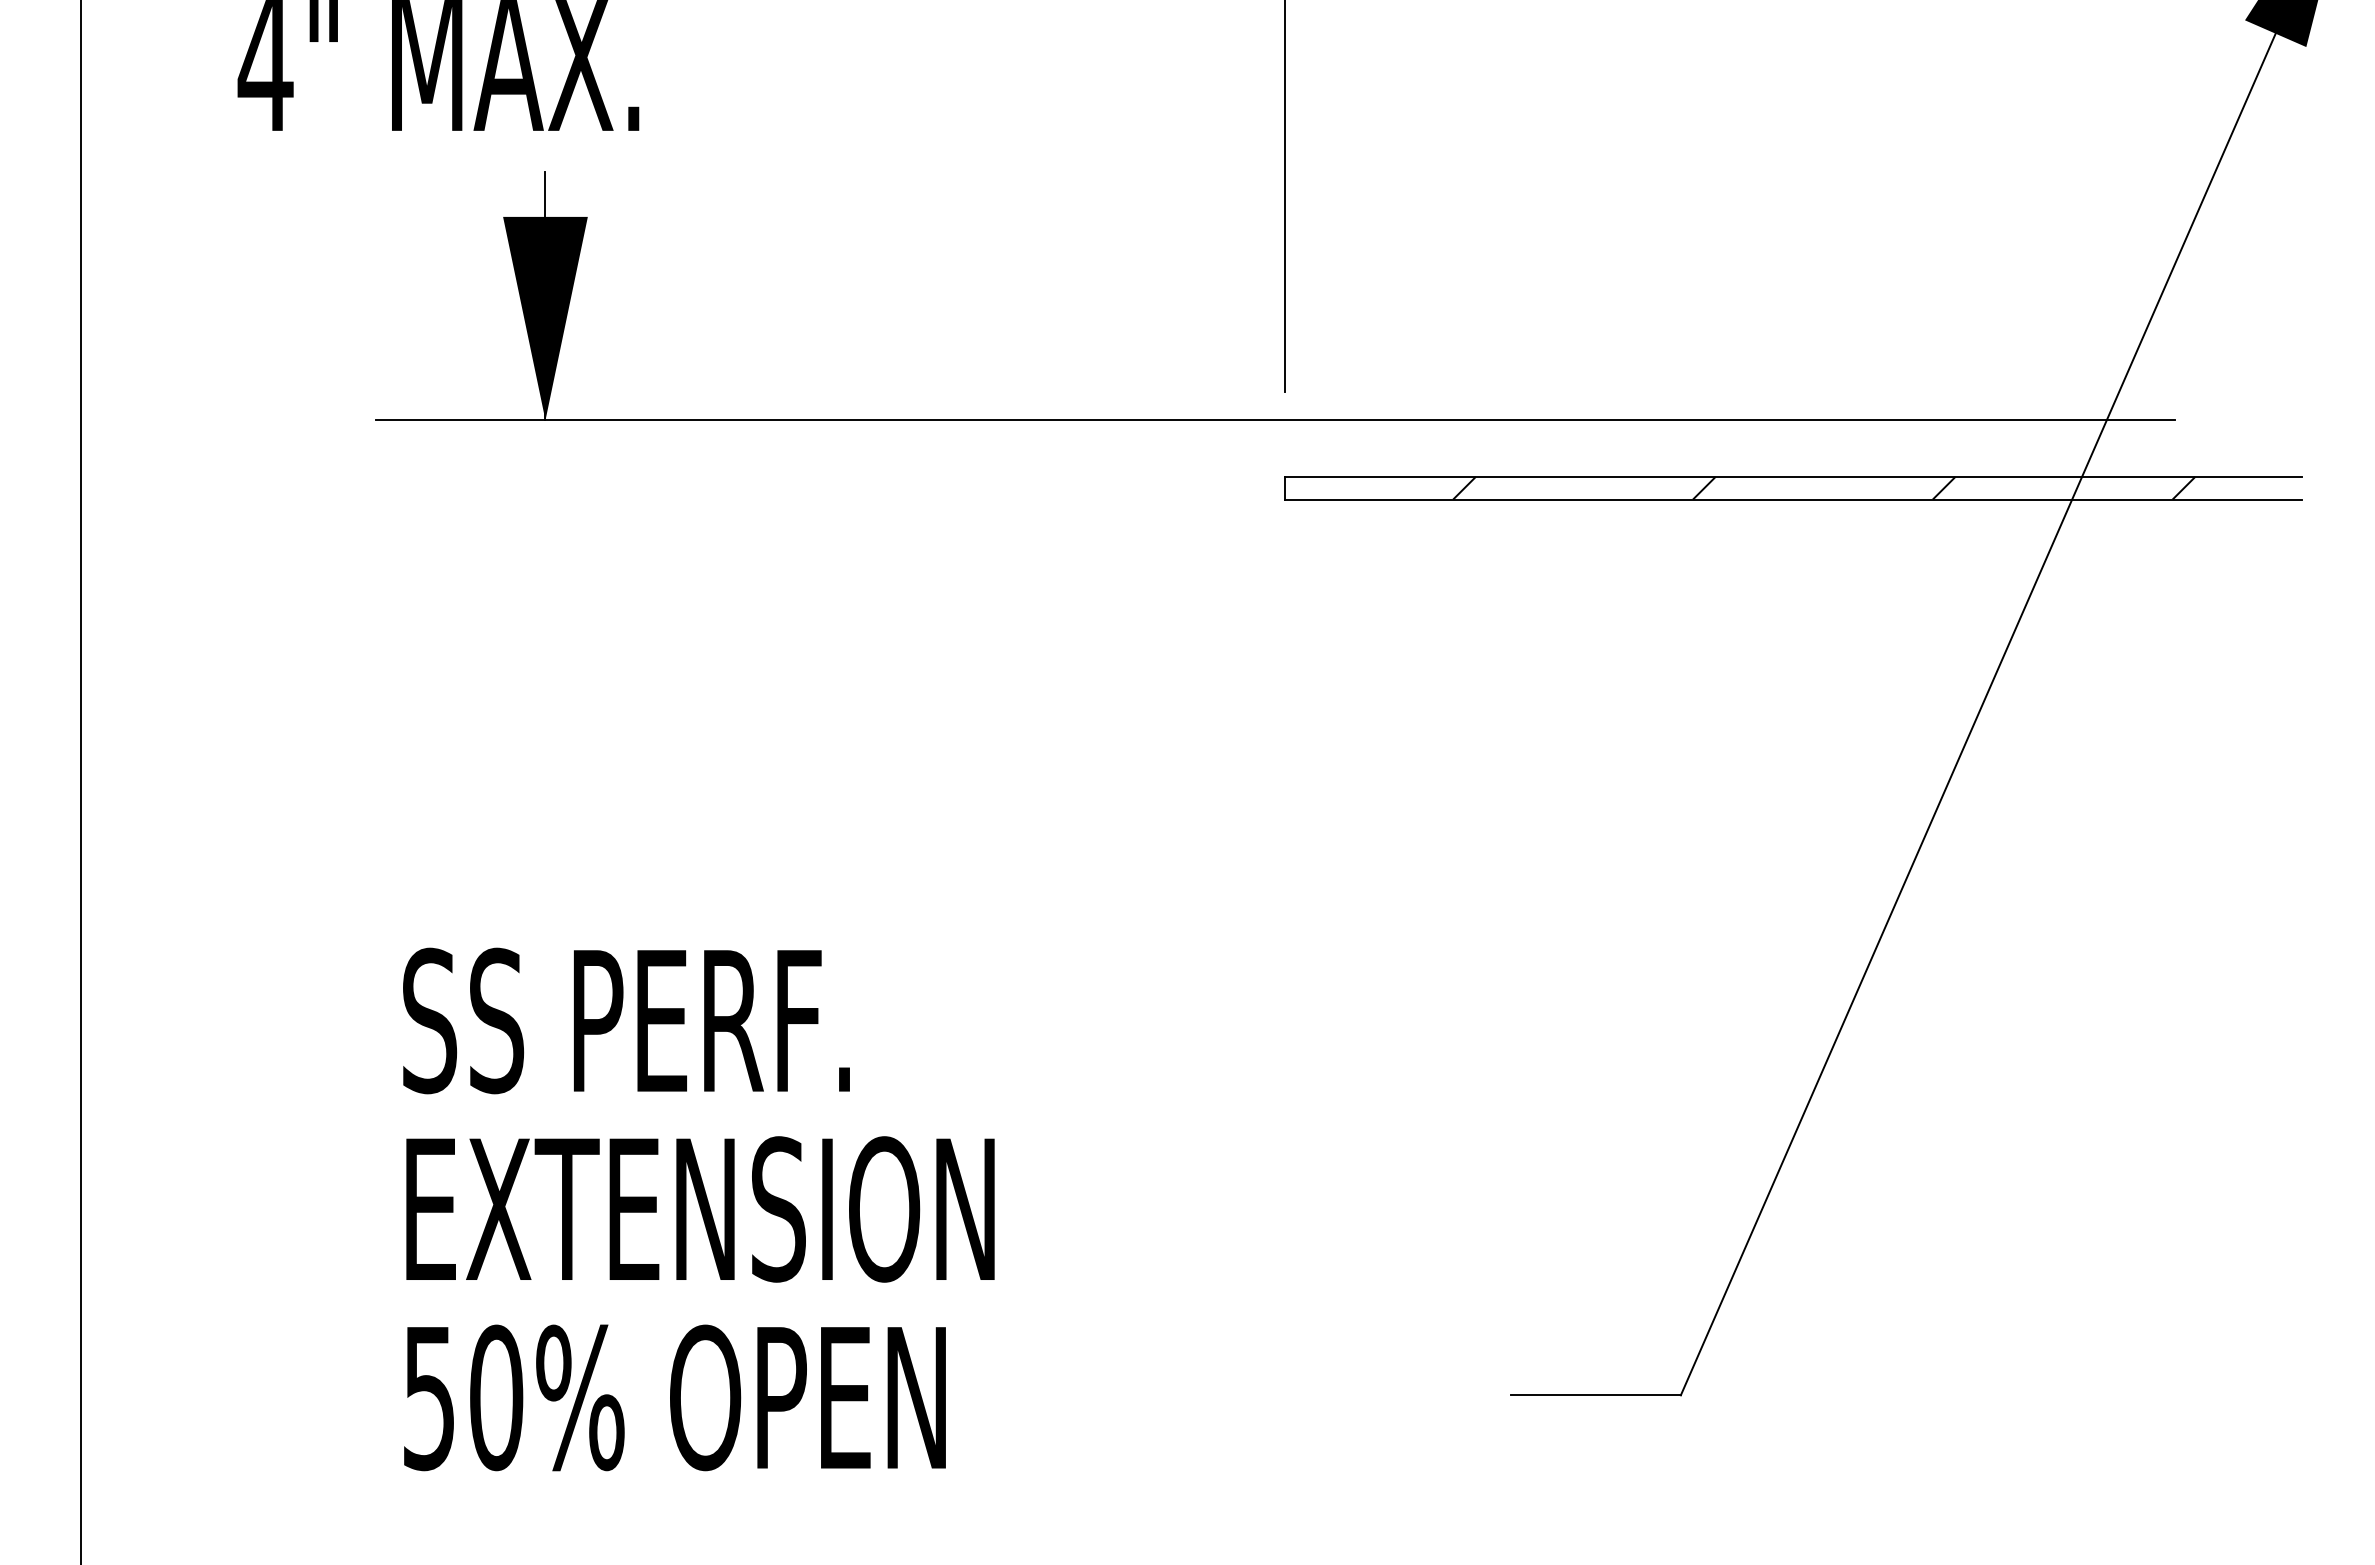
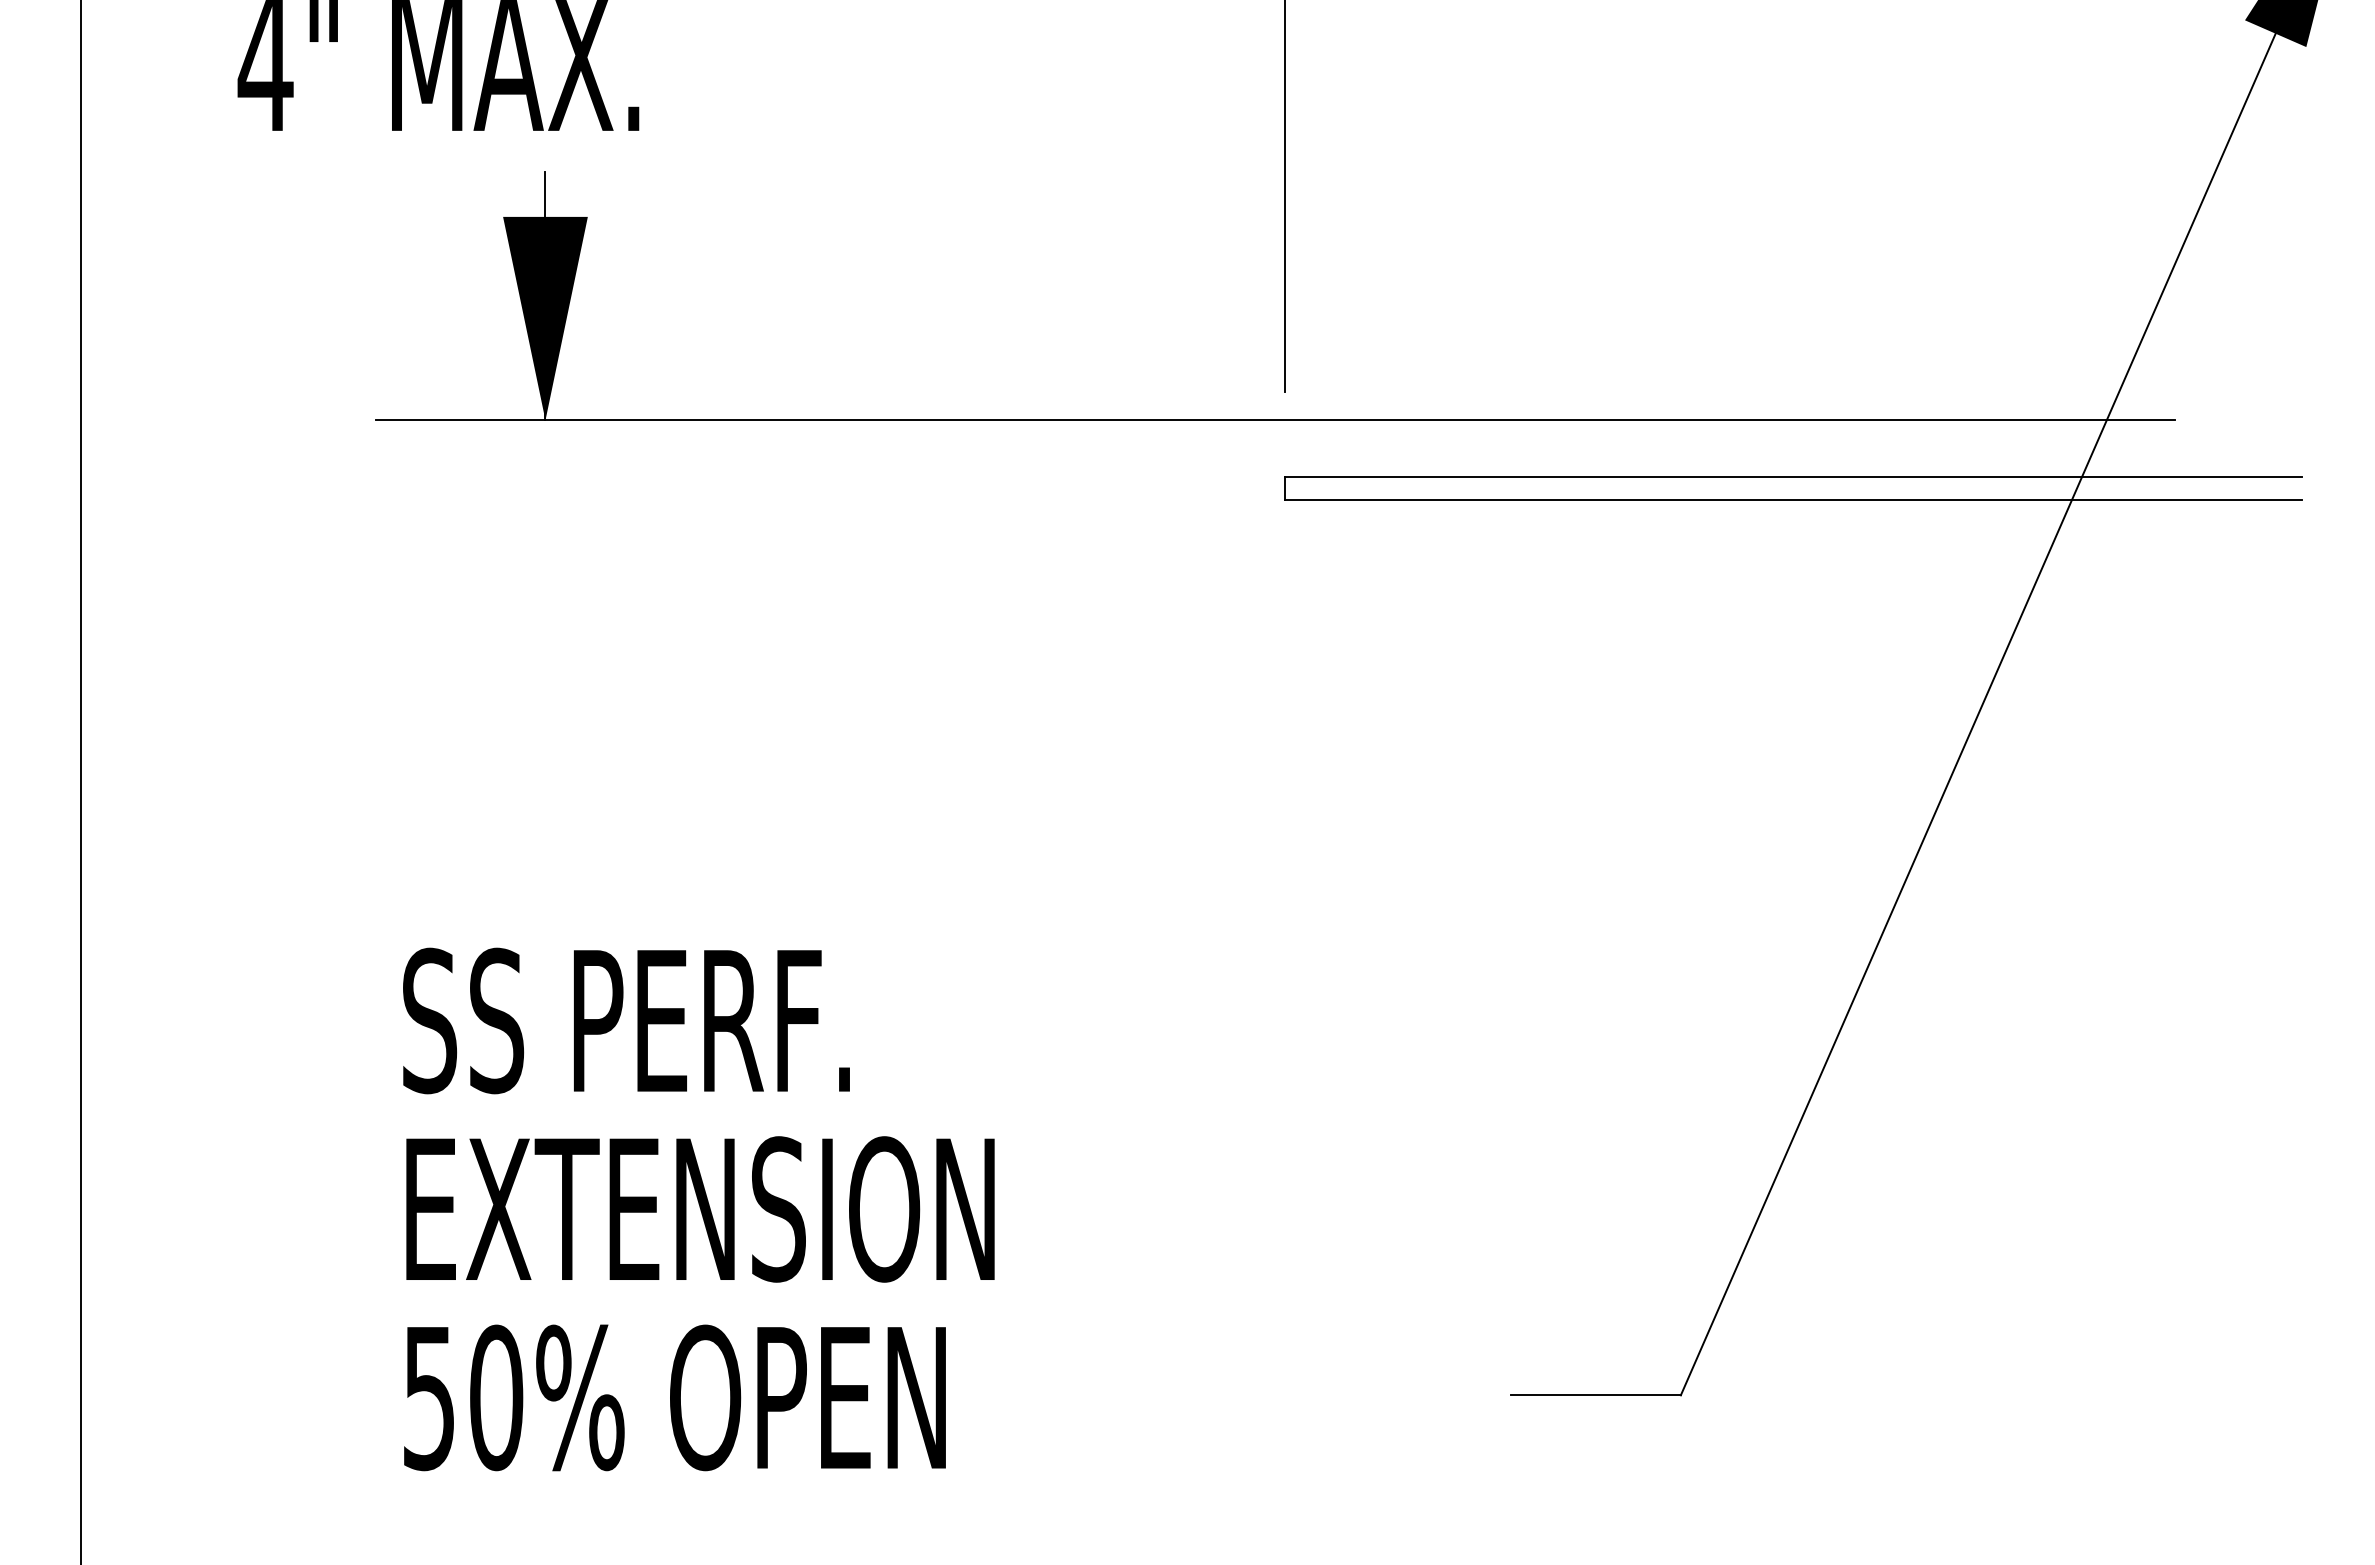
hatch: present -> none (1824, 487)
